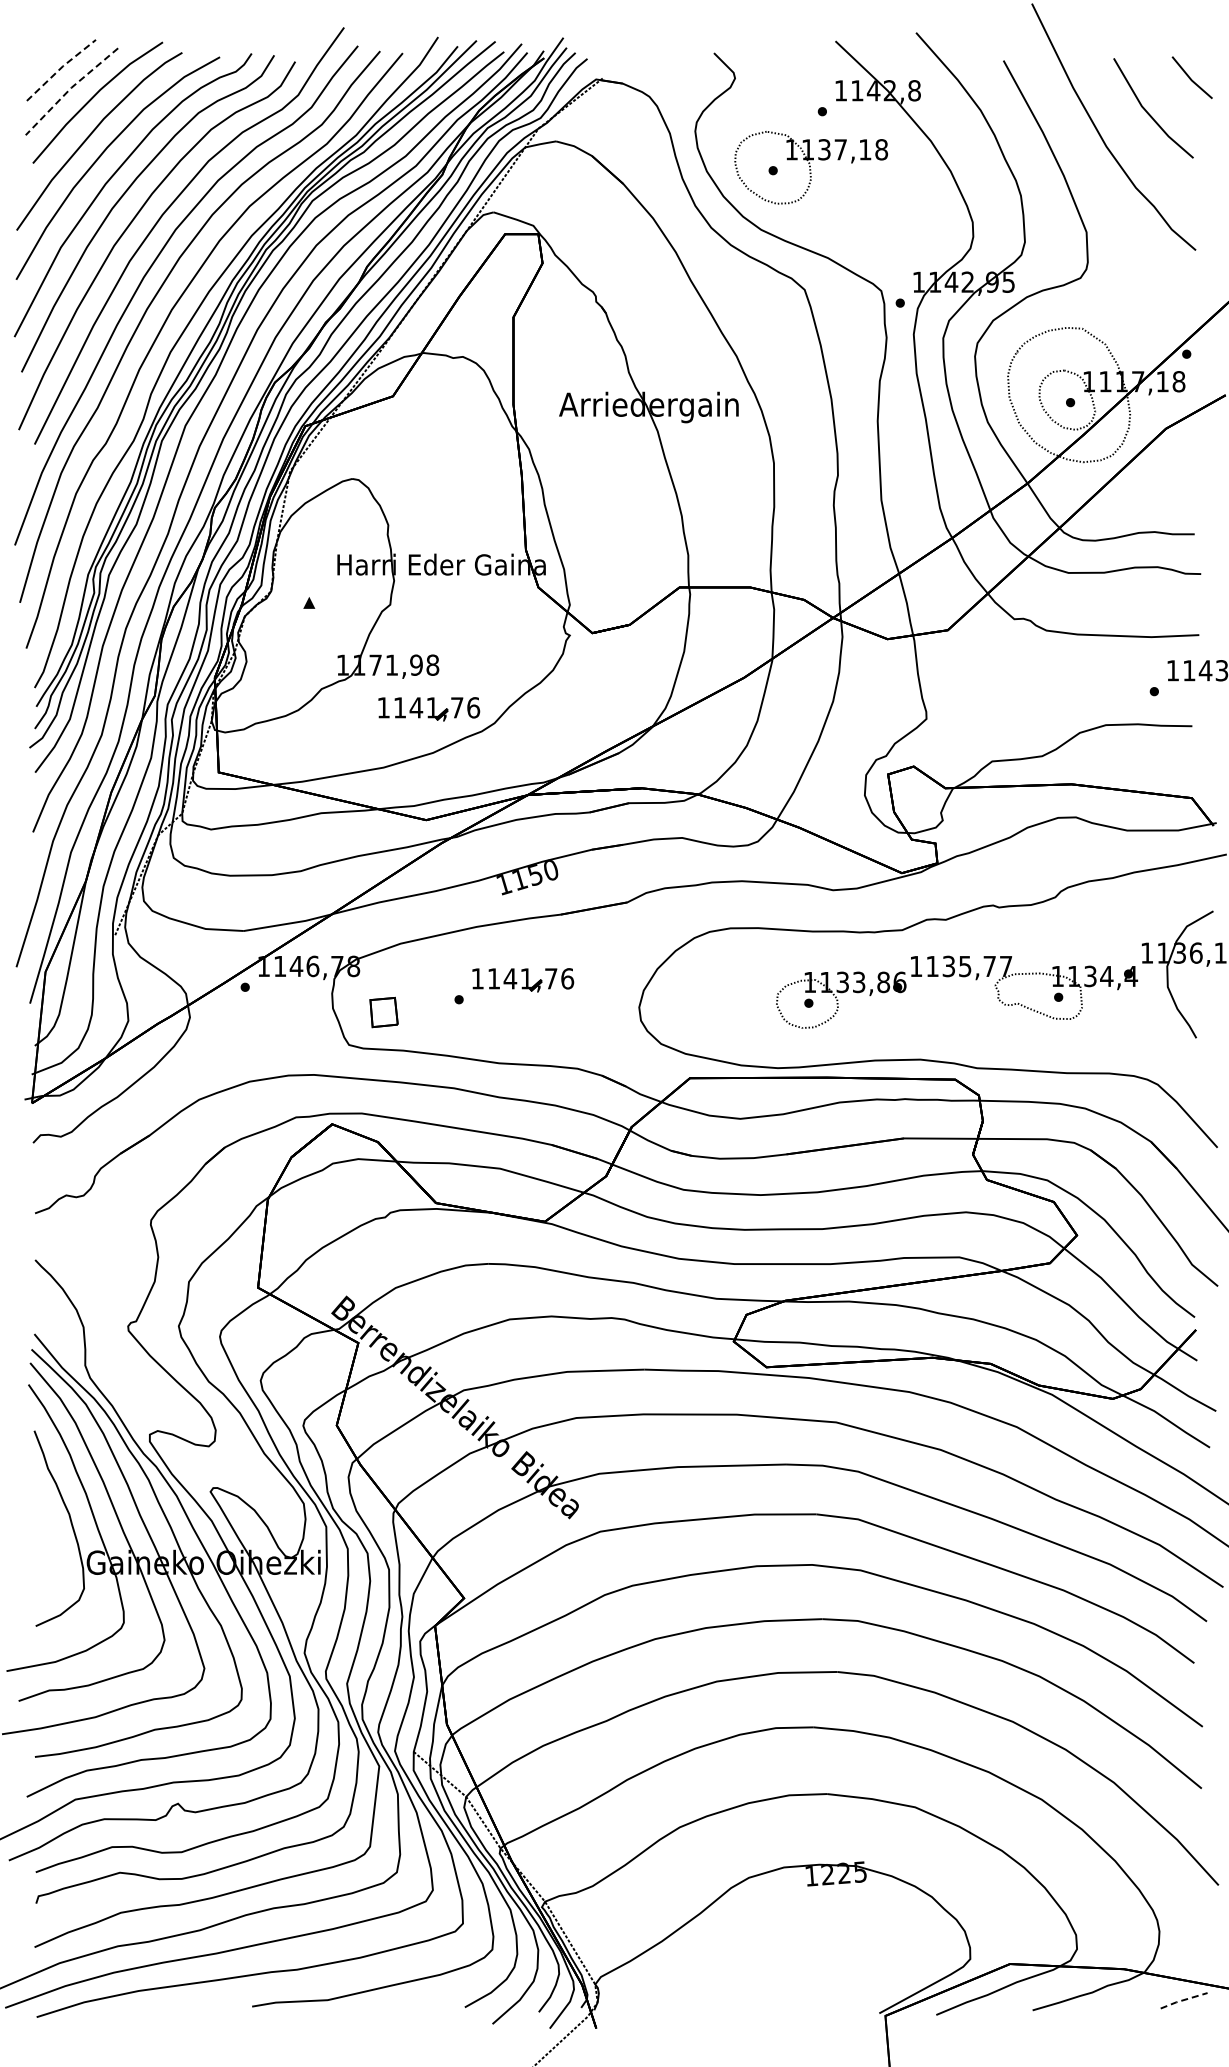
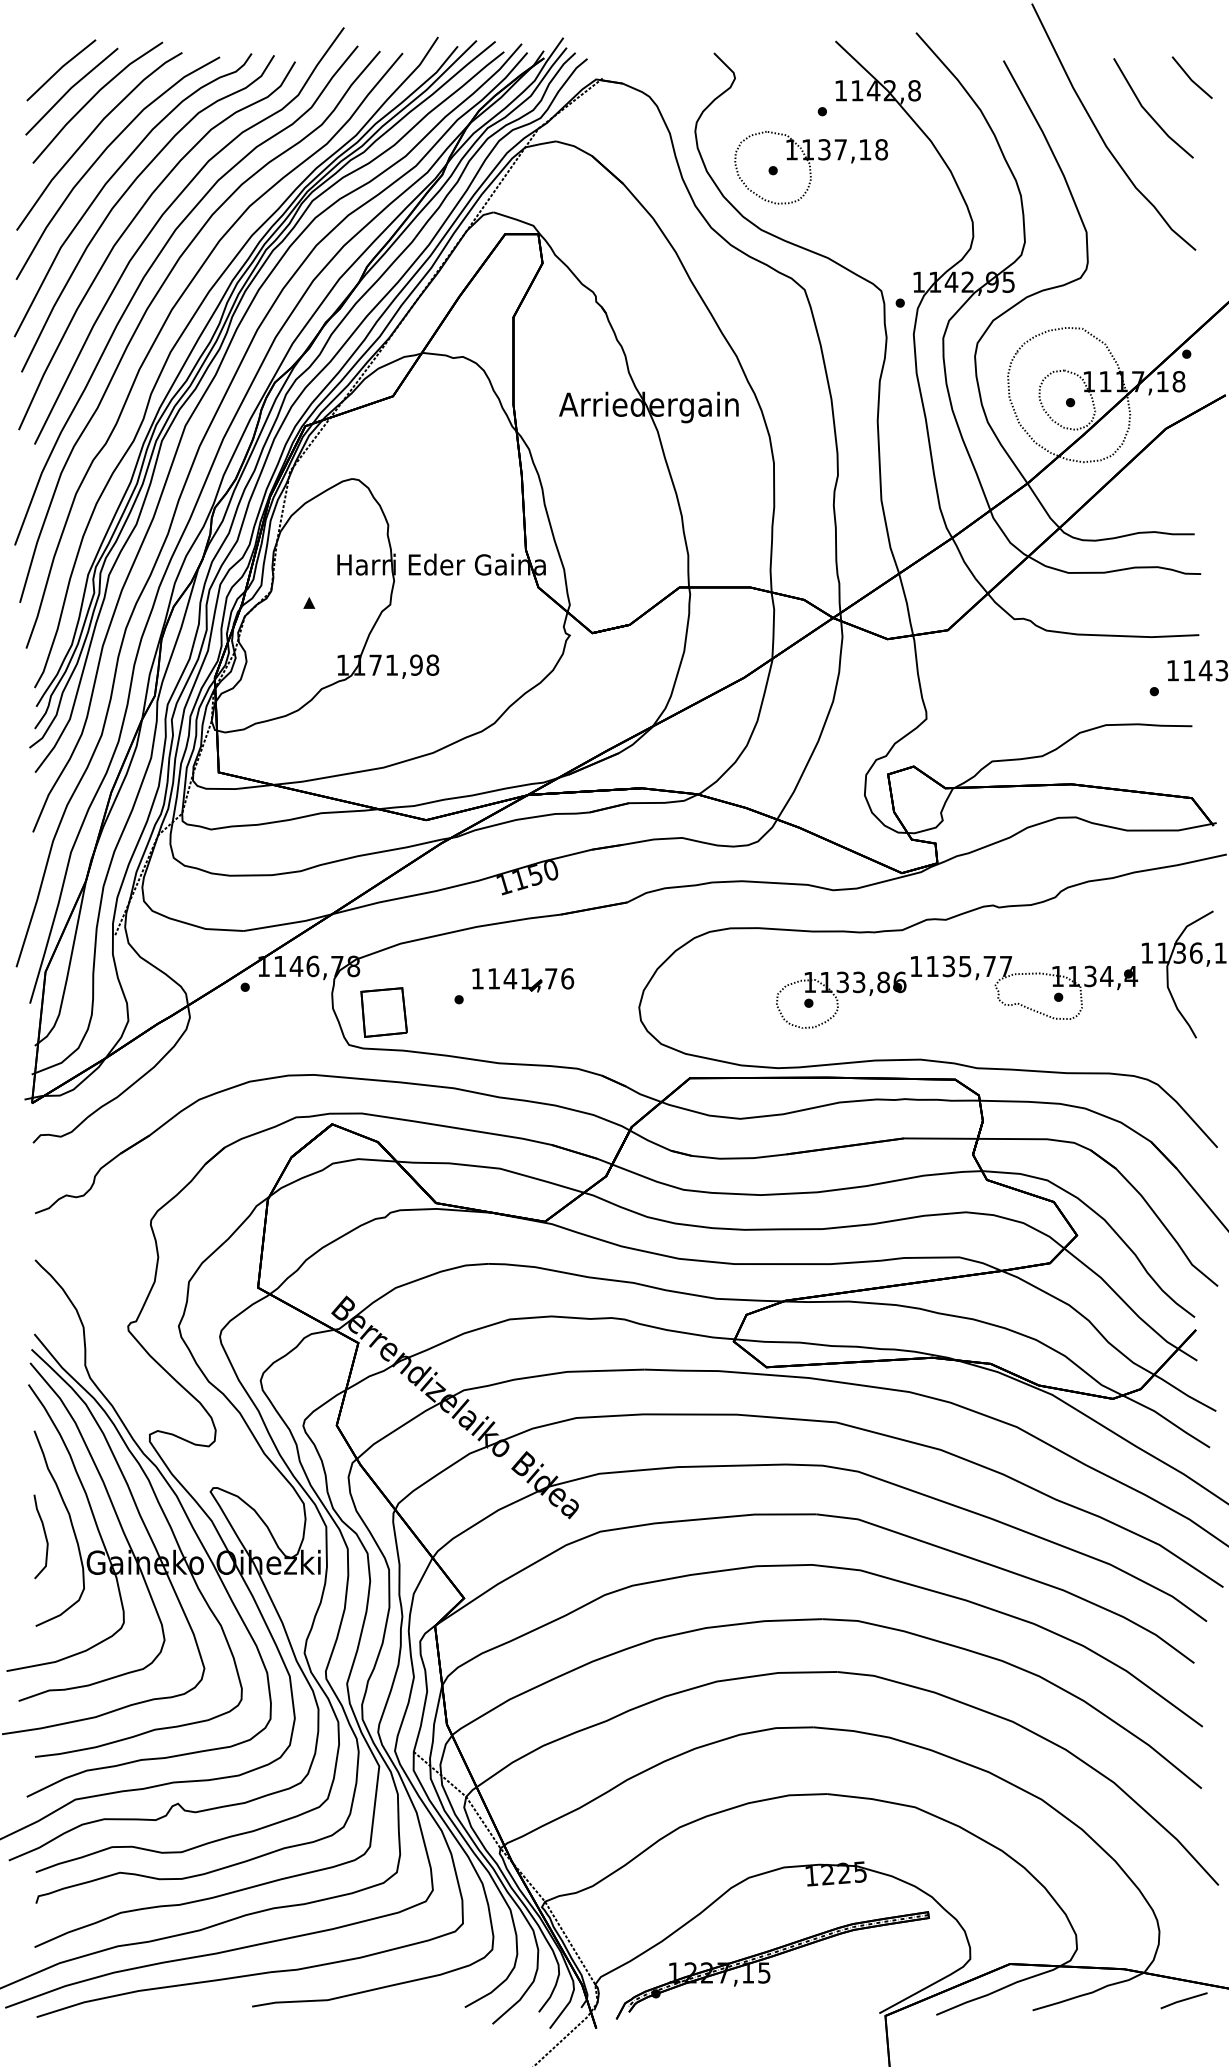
line: dashed -> solid (60, 68)
line: dashed -> solid (70, 89)
part: present -> none (429, 709)
part size: 30x33 px -> 48x51 px (383, 1012)
curve: none -> present (44, 1535)
part: none -> present (772, 1965)
line: dashed -> solid (1183, 2000)
